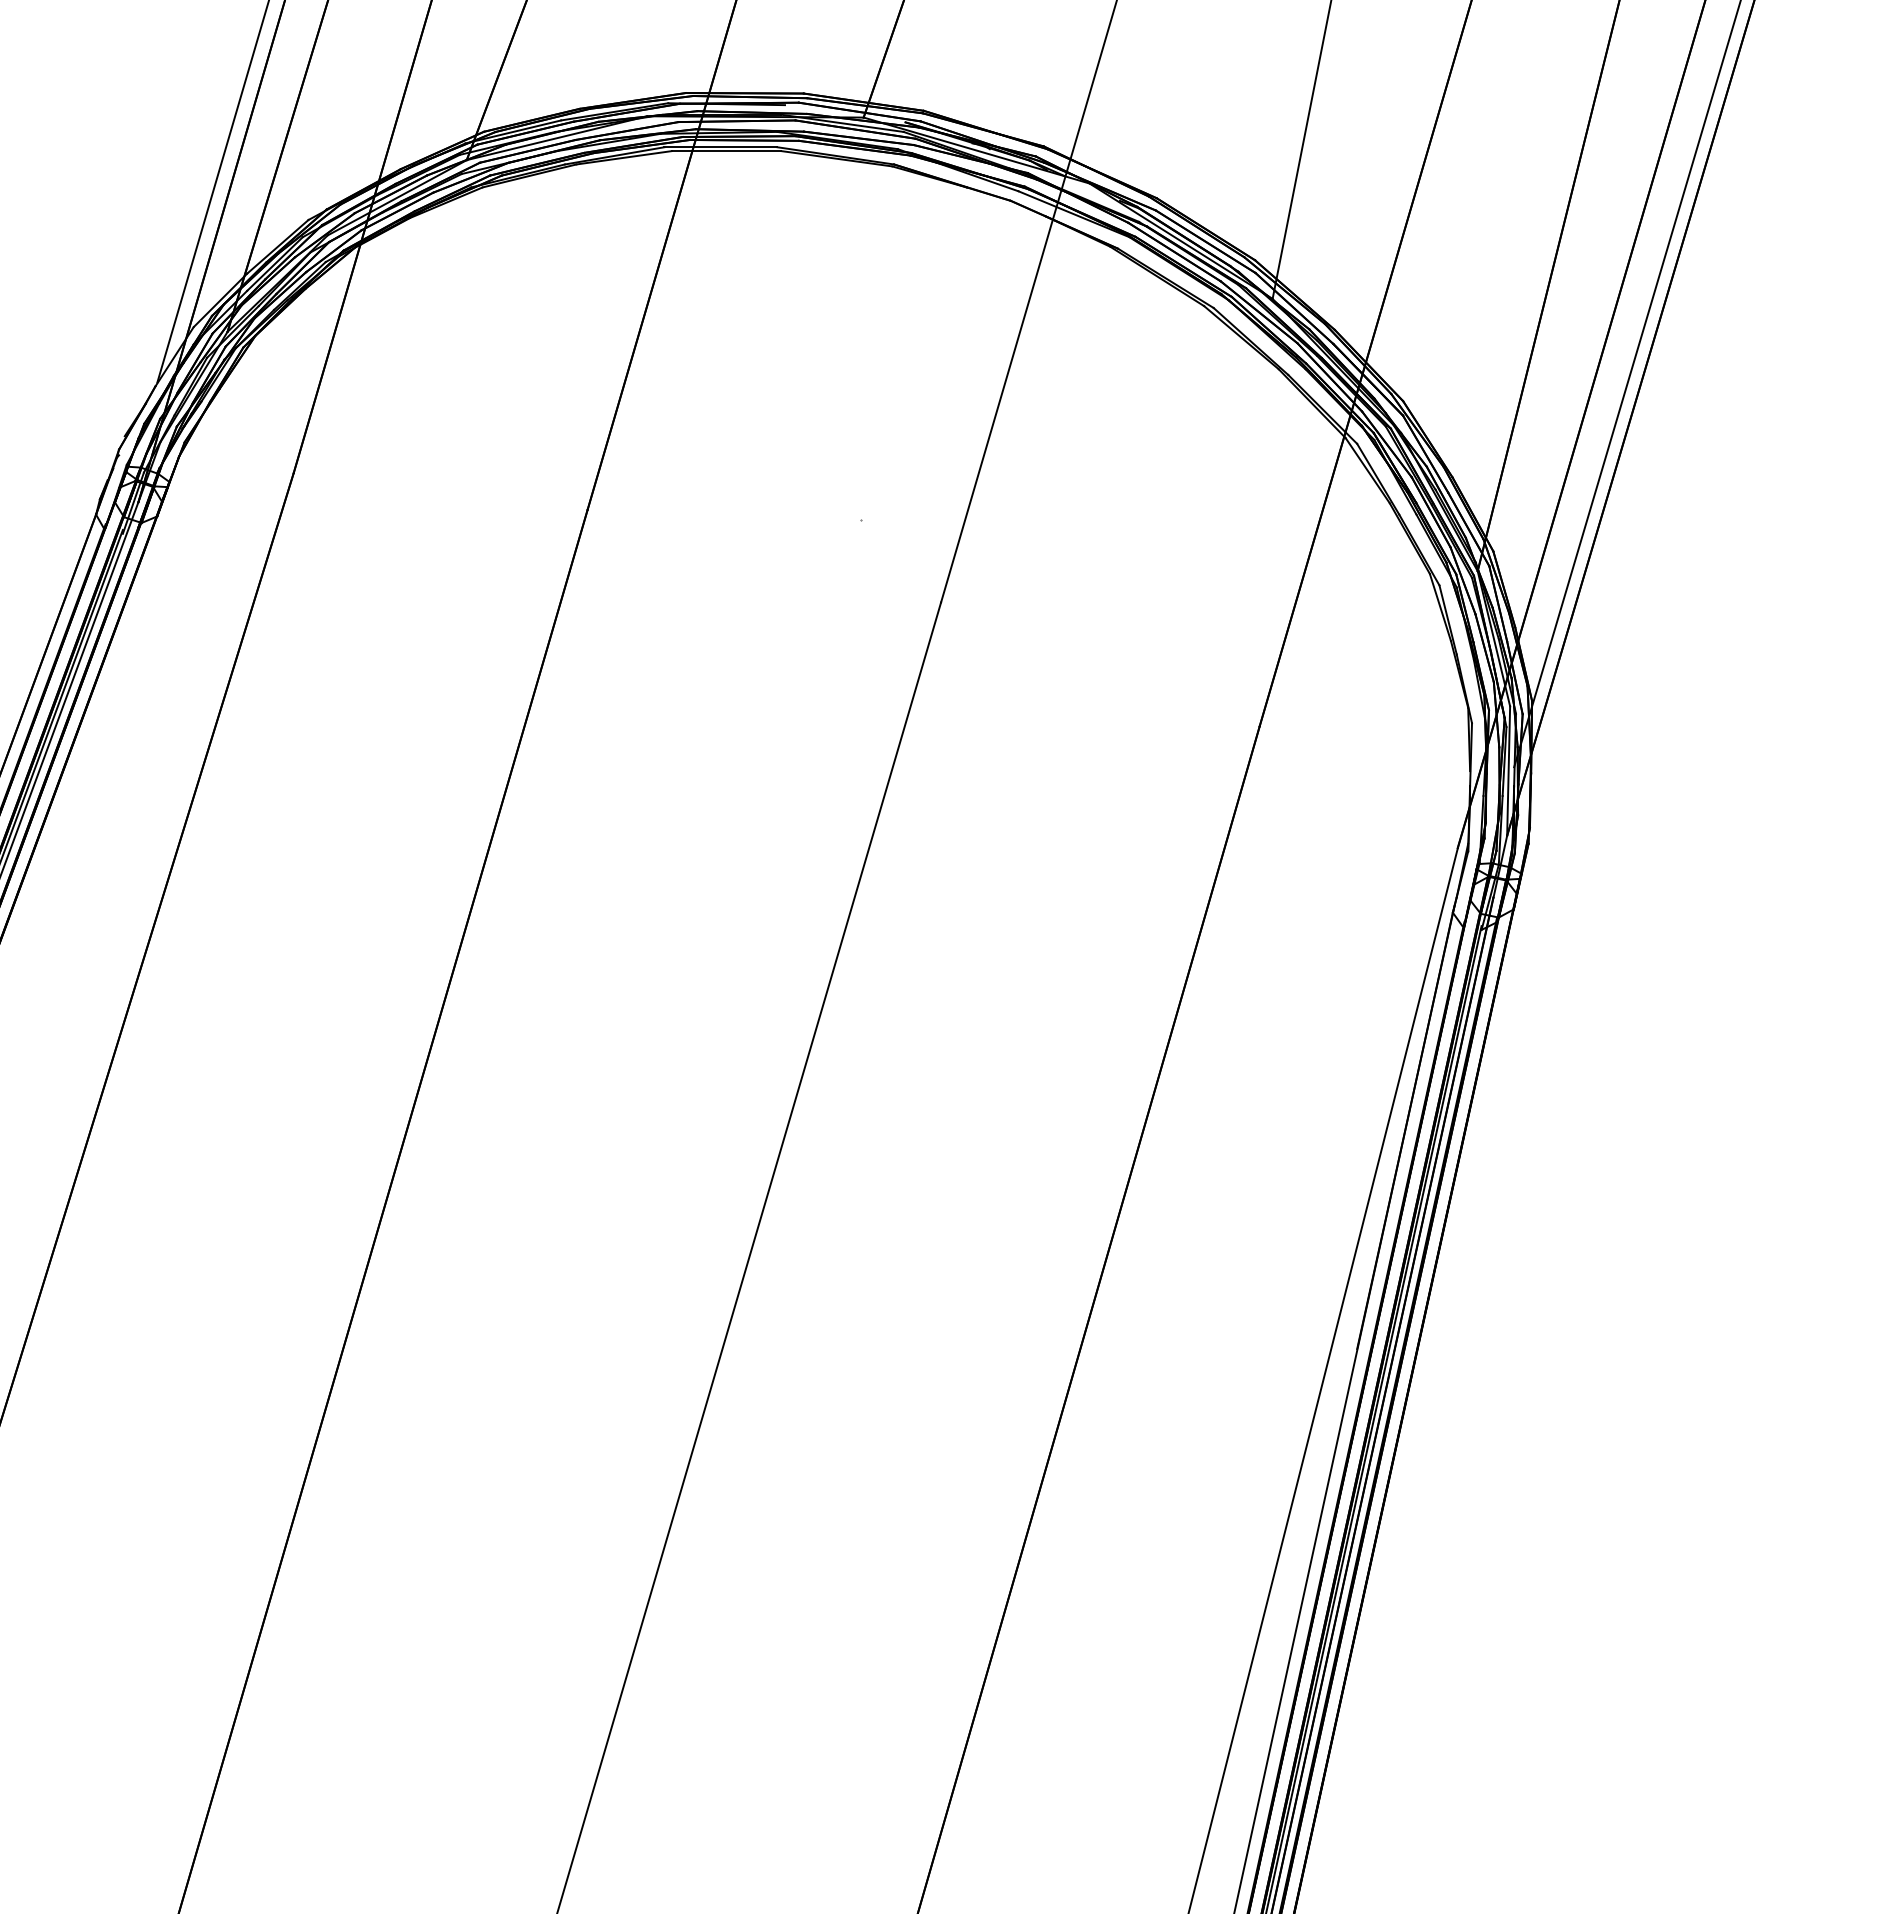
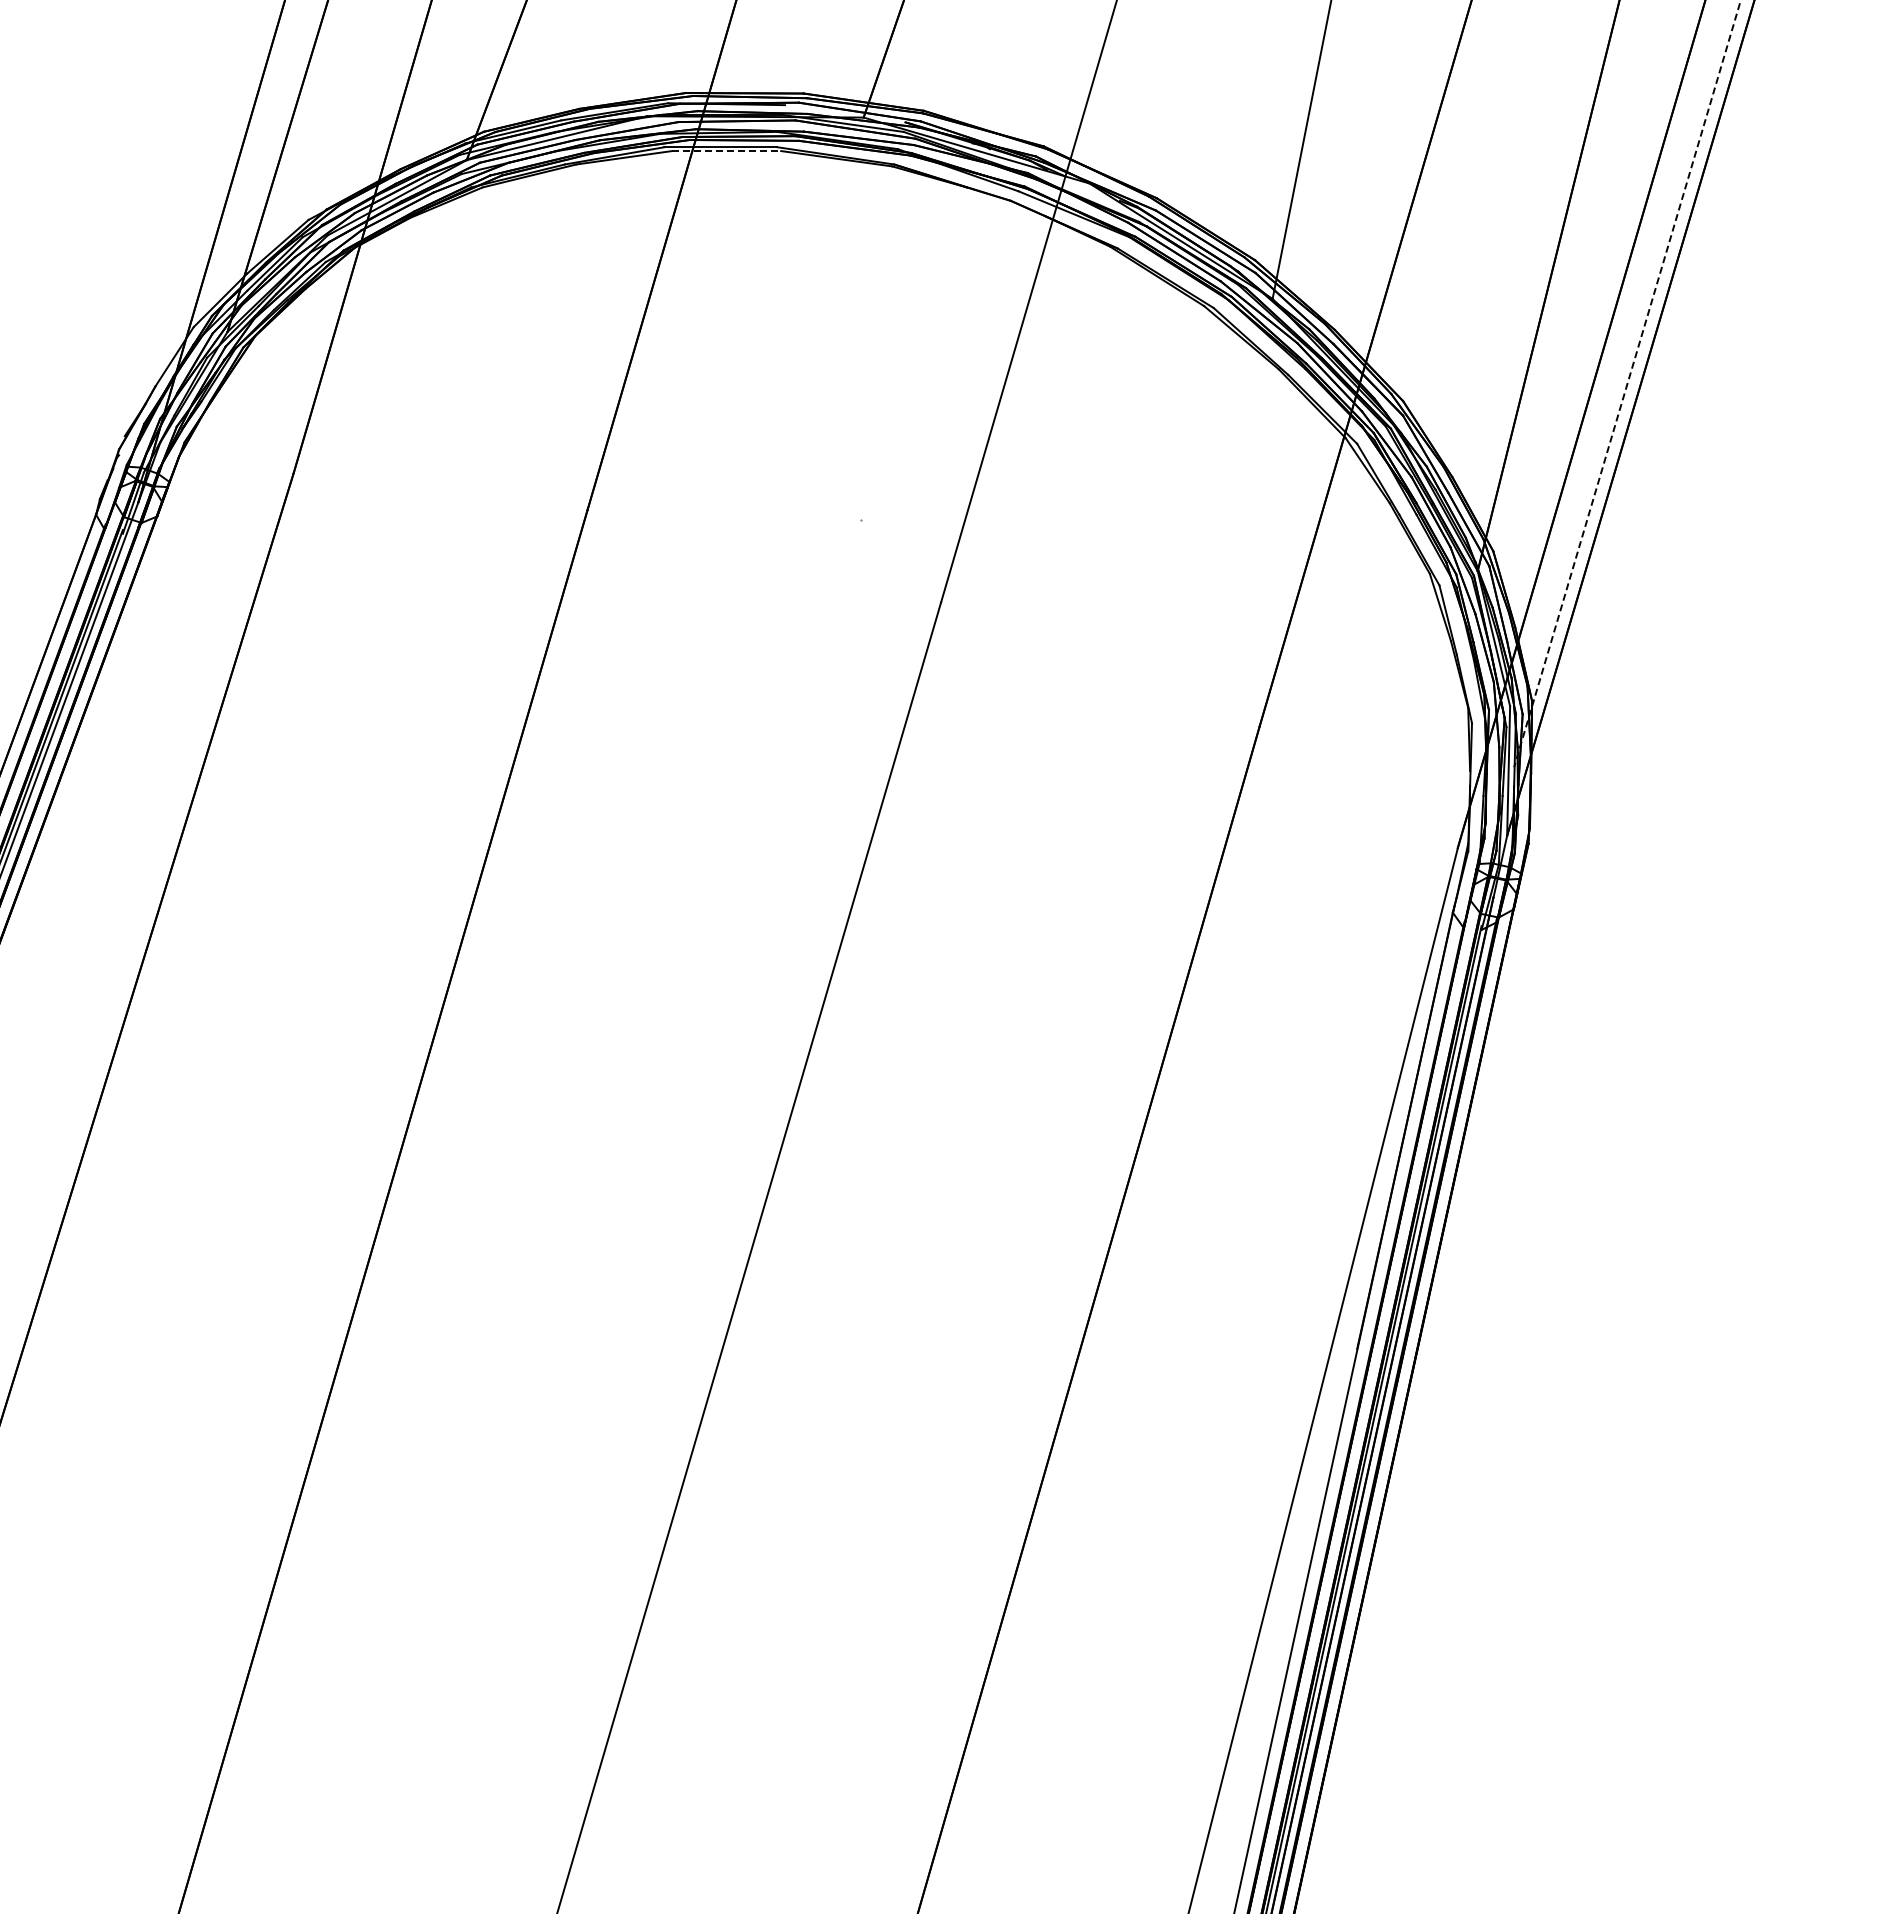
line: solid -> dashed (726, 151)
line: present -> none (212, 192)
line: solid -> dashed (1627, 383)
